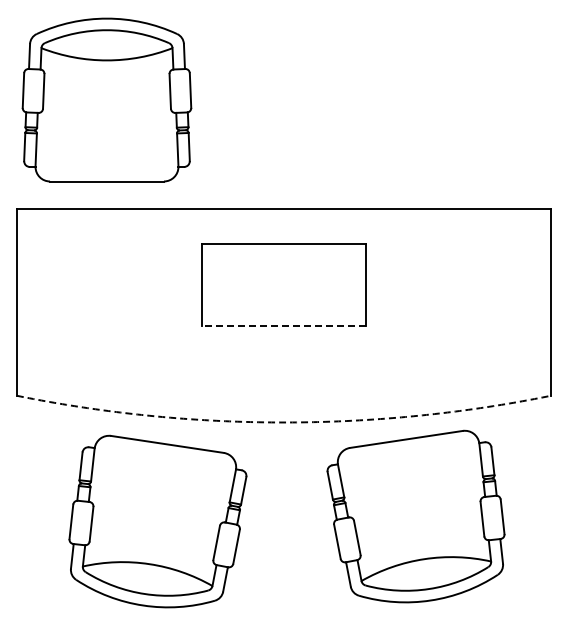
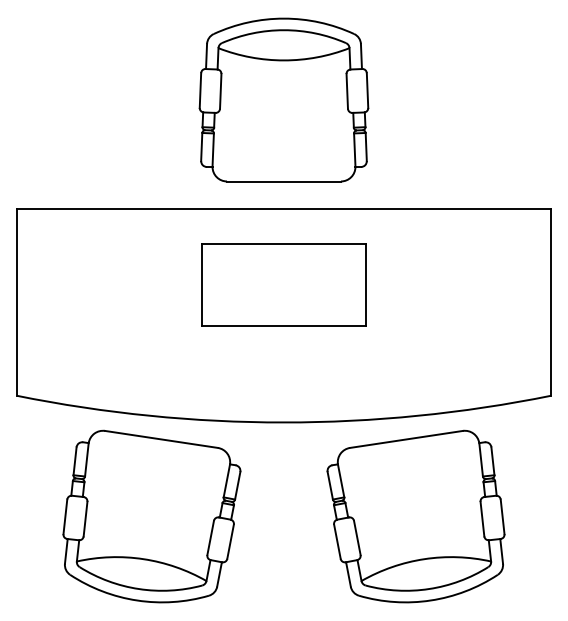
part position: (106, 99) -> (283, 99) (283, 99)
line: dashed -> solid (284, 325)
arc: dashed -> solid (283, 422)
part position: (157, 521) -> (151, 516) (151, 516)
